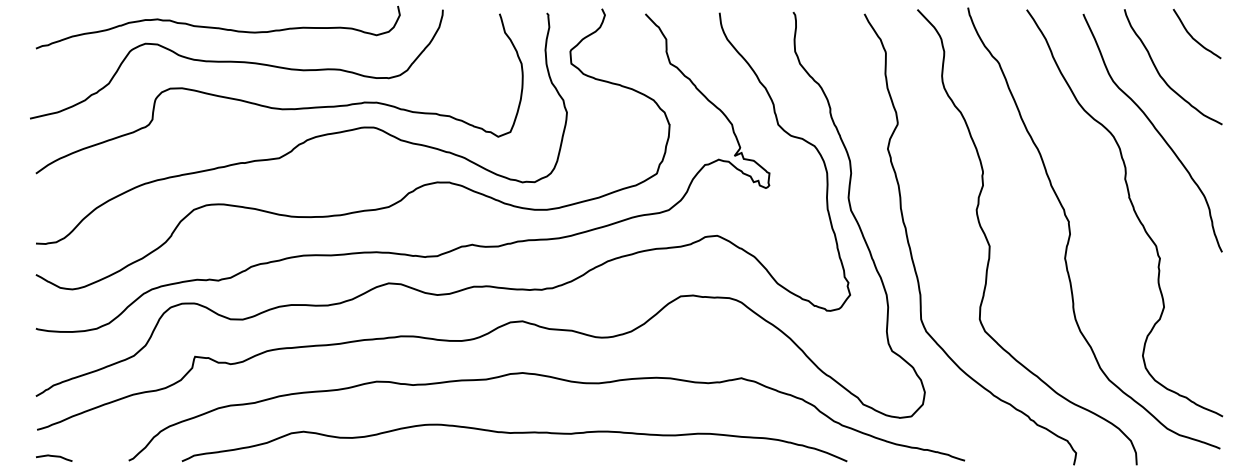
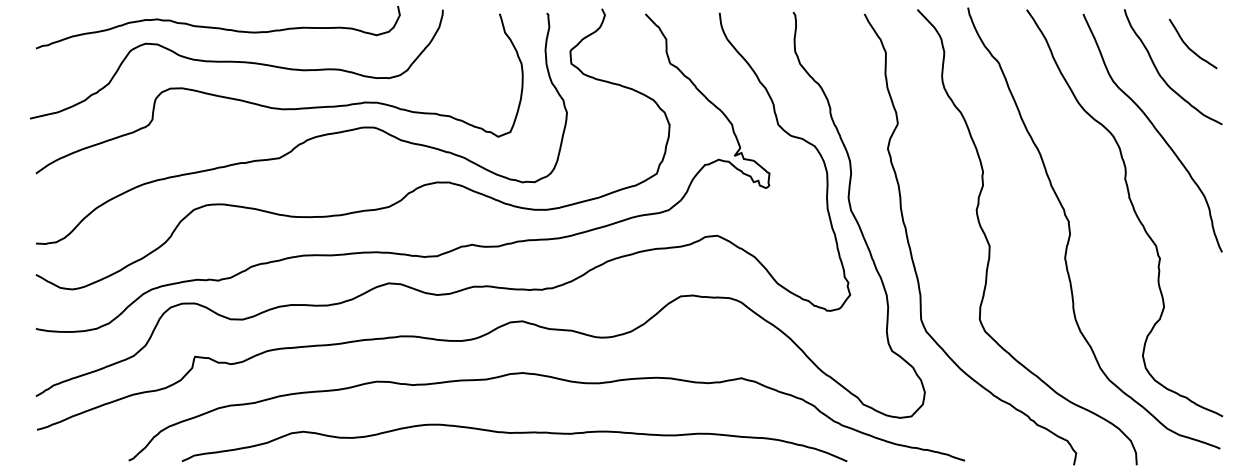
curve position: (1193, 37) -> (1189, 47) (1189, 47)
curve: present -> none (54, 457)
